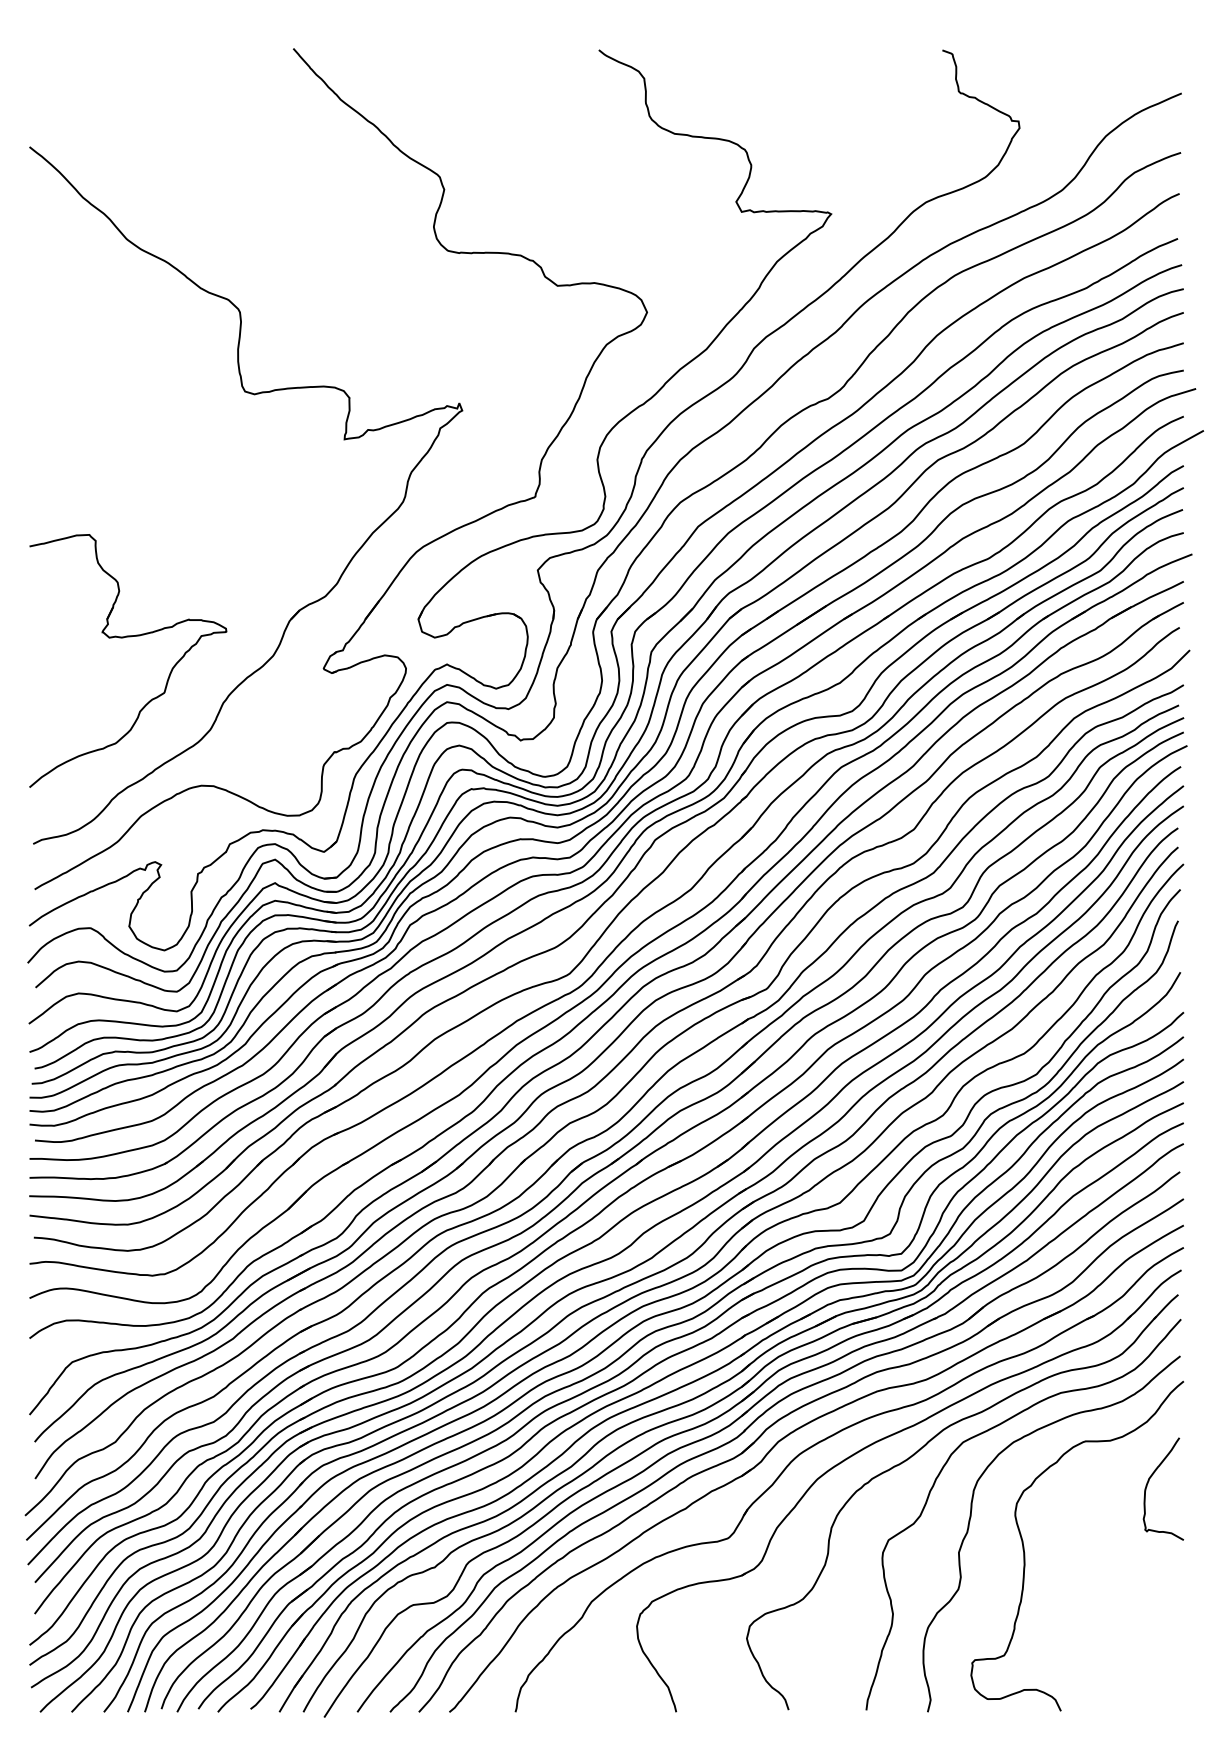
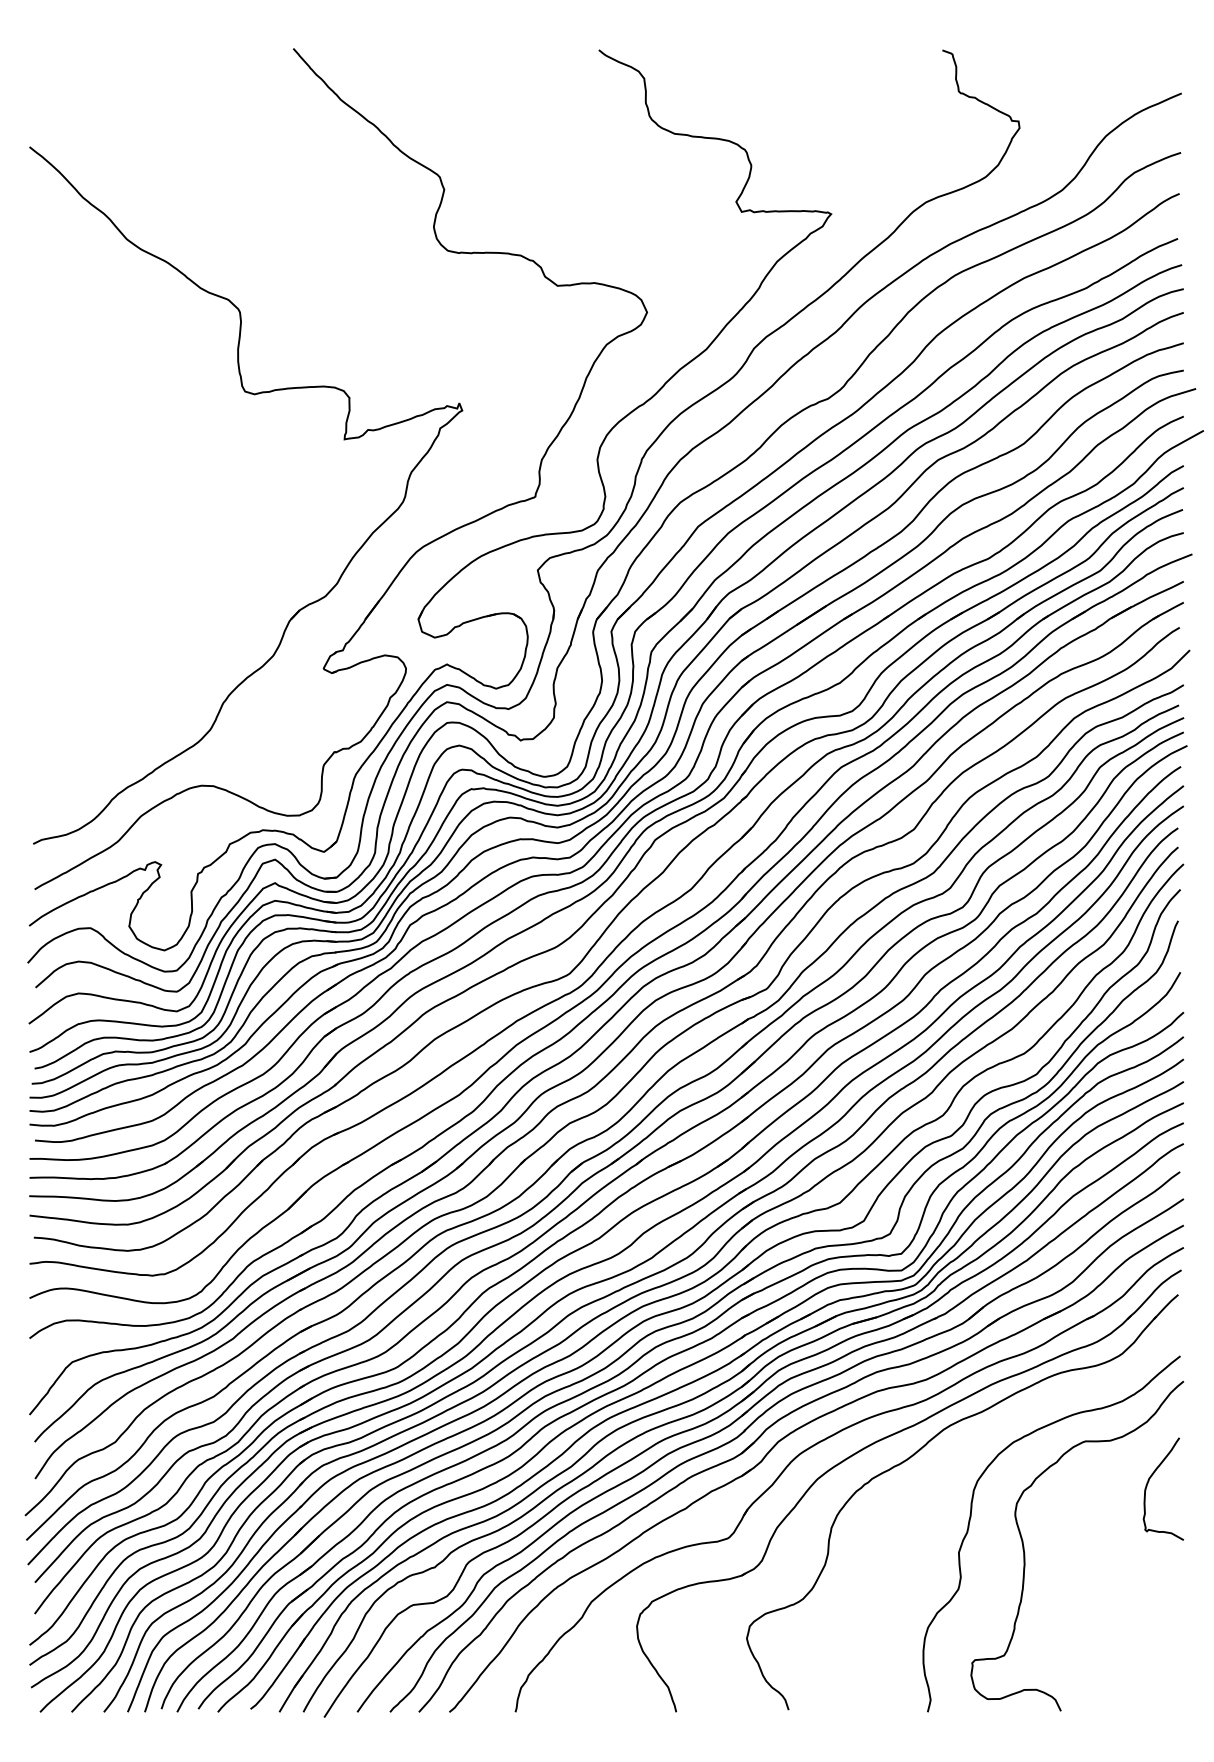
part: present -> none (123, 638)
curve: present -> none (986, 1432)
